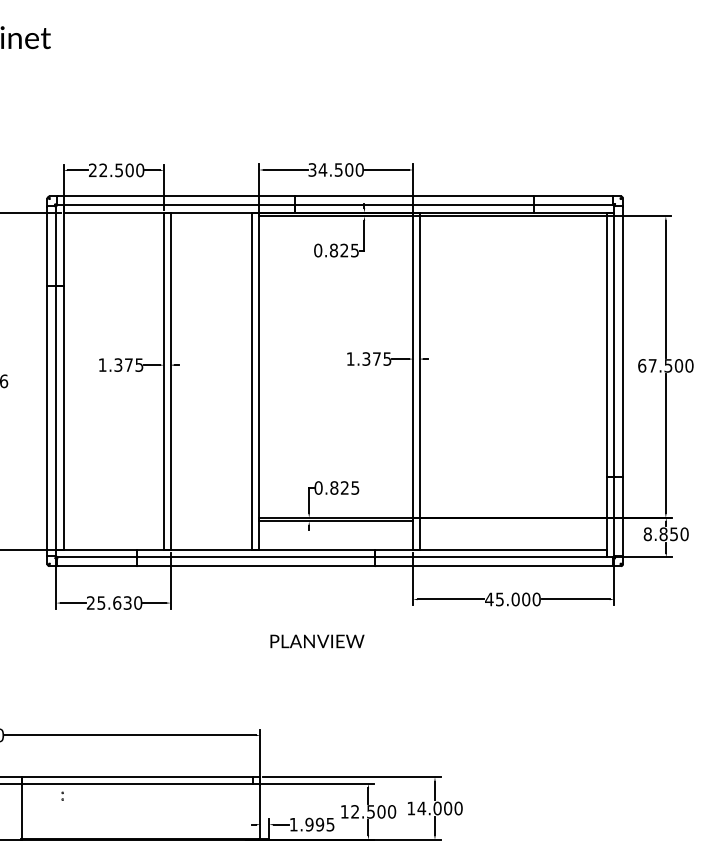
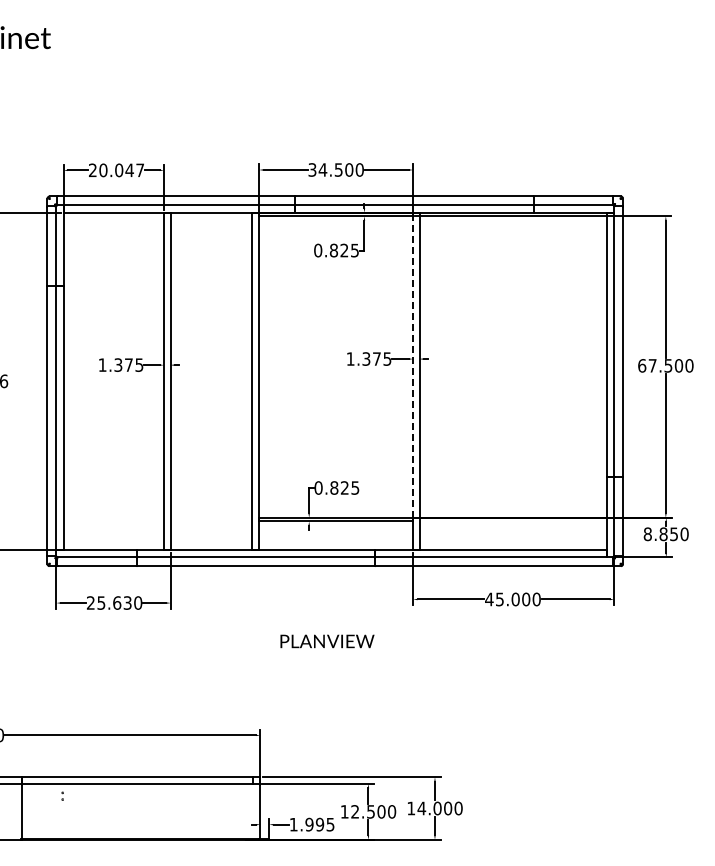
text: 22.500 -> 20.047 (121, 170)
line: solid -> dashed (413, 366)
text position: (317, 641) -> (327, 641) (327, 641)
